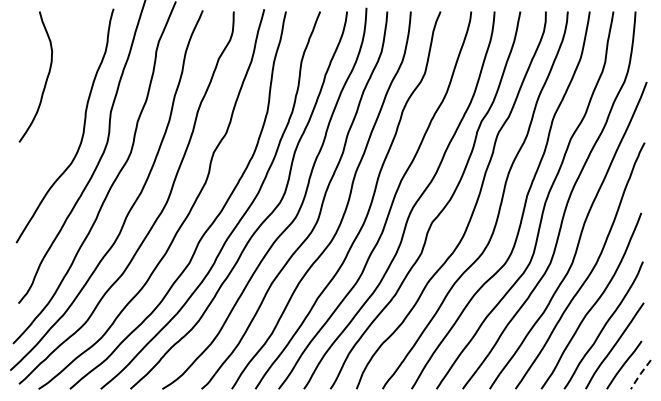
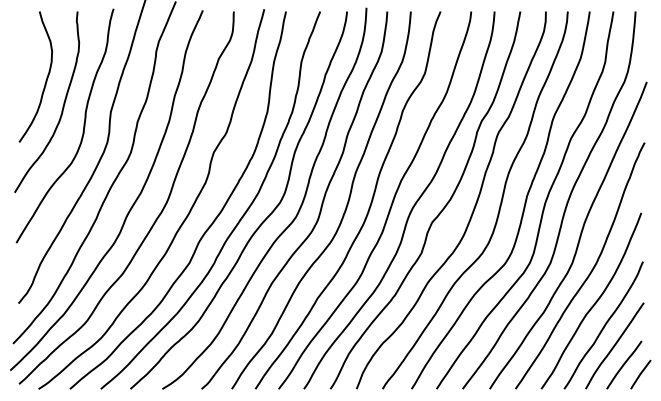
curve: none -> present (62, 106)
line: dashed -> solid (640, 374)
